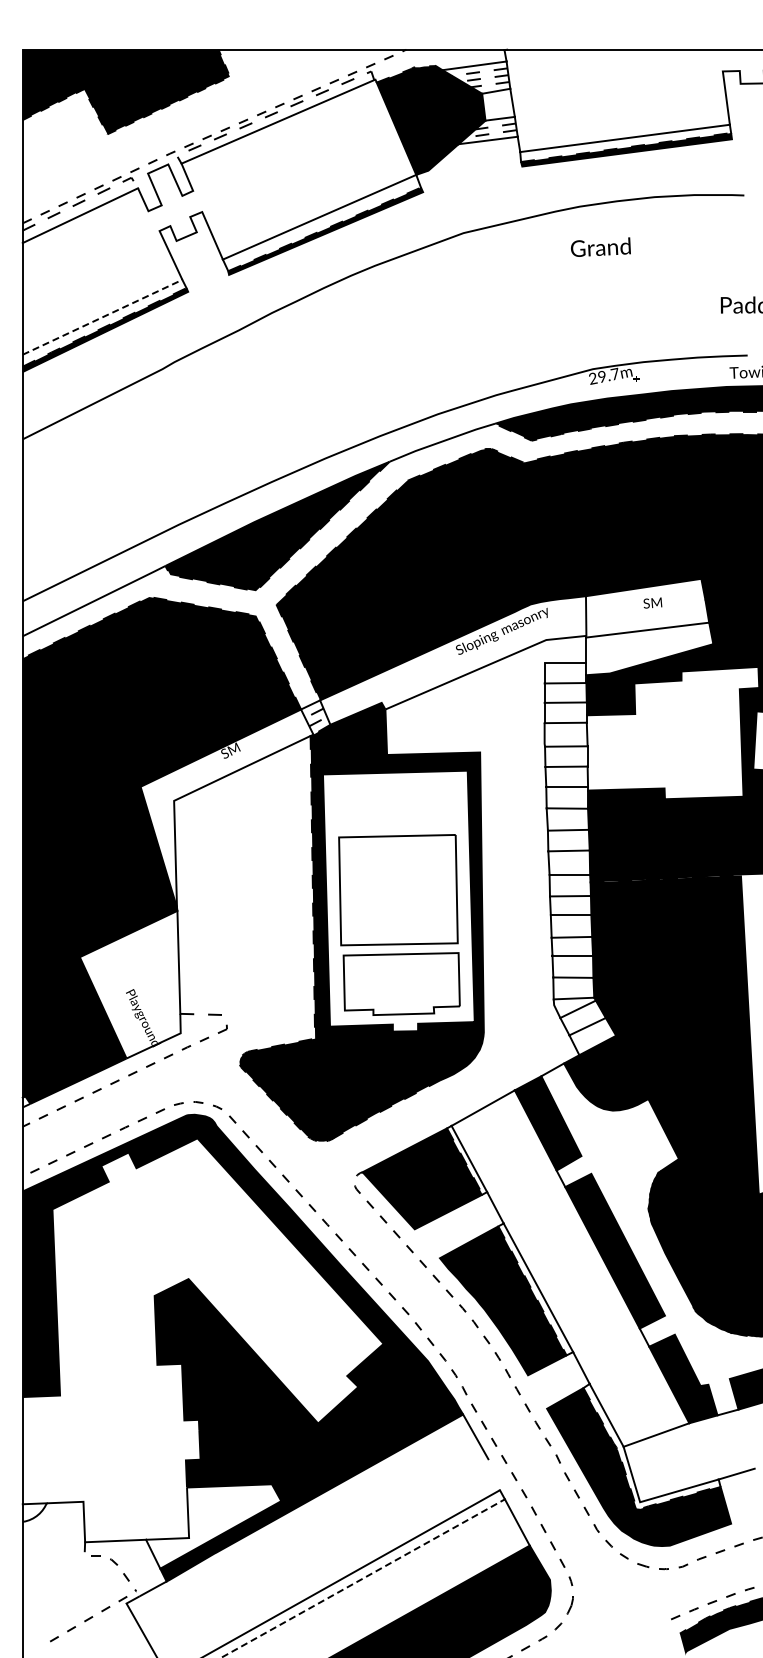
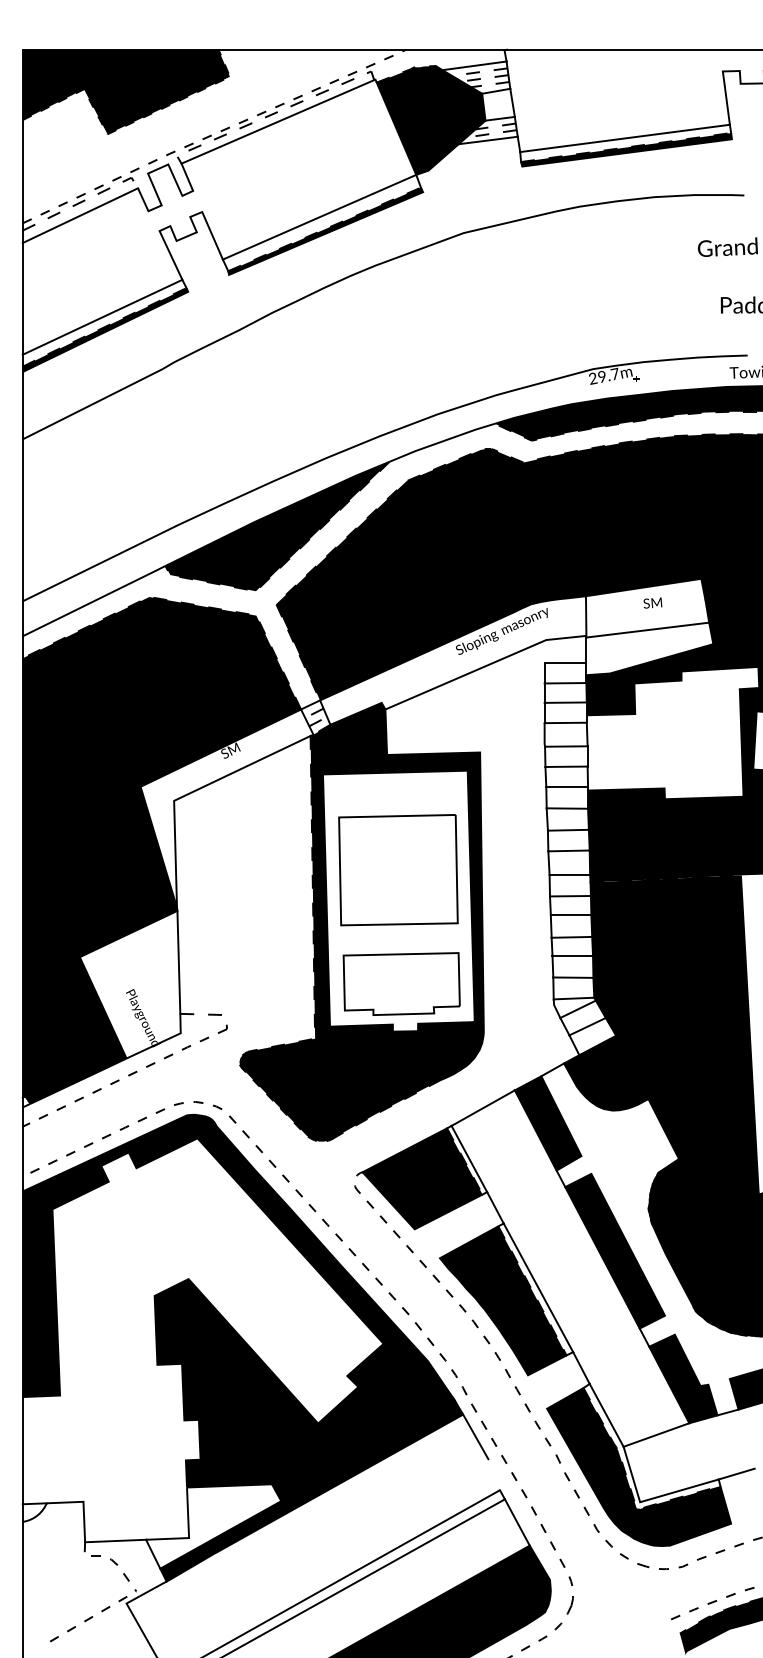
text position: (600, 246) -> (727, 246) (727, 246)
line: dashed -> solid (103, 317)
part position: (398, 890) -> (398, 870) (398, 870)
line: dashed -> solid (363, 1578)
